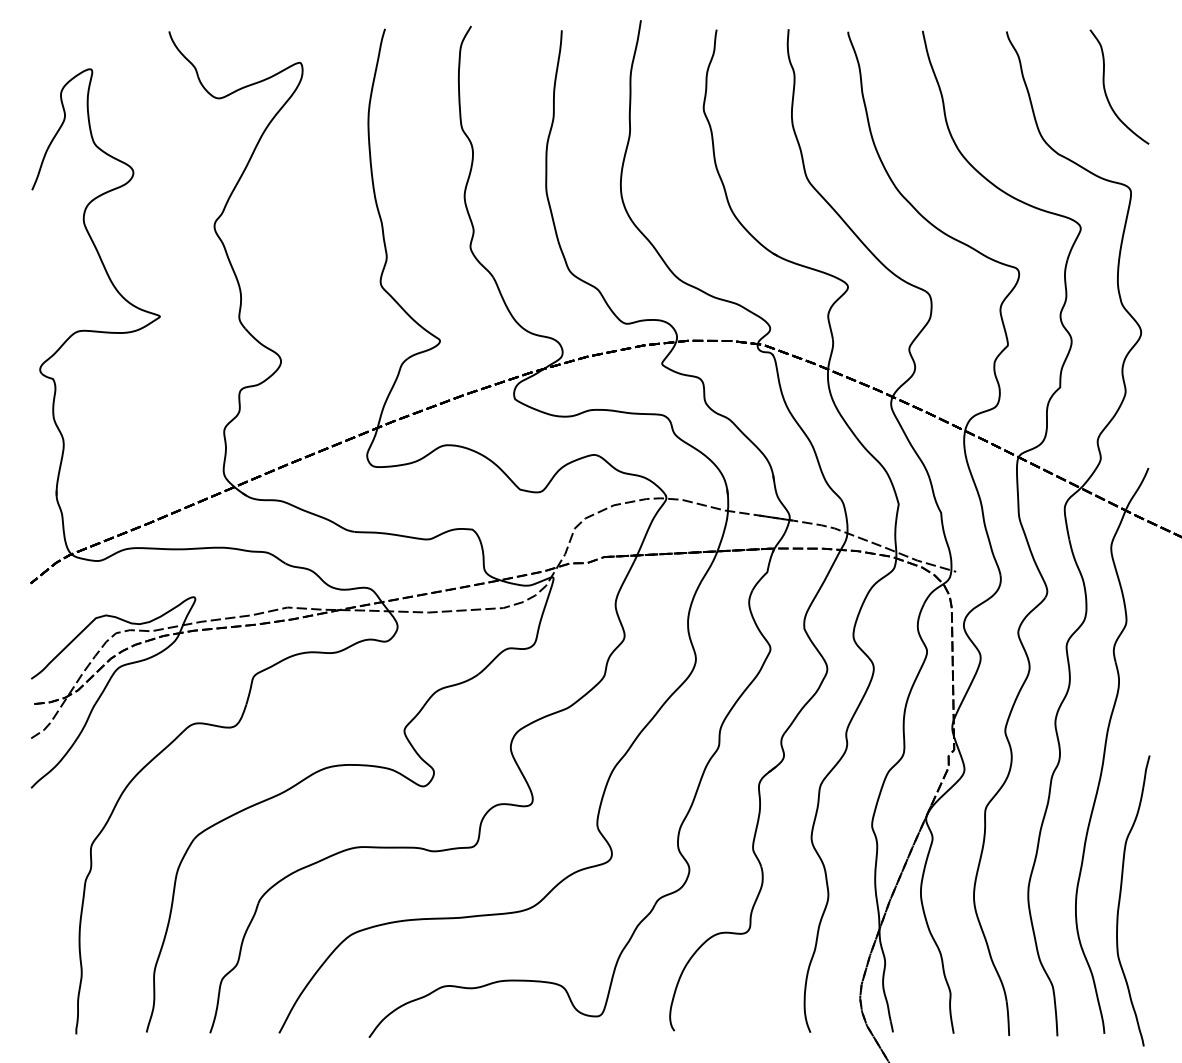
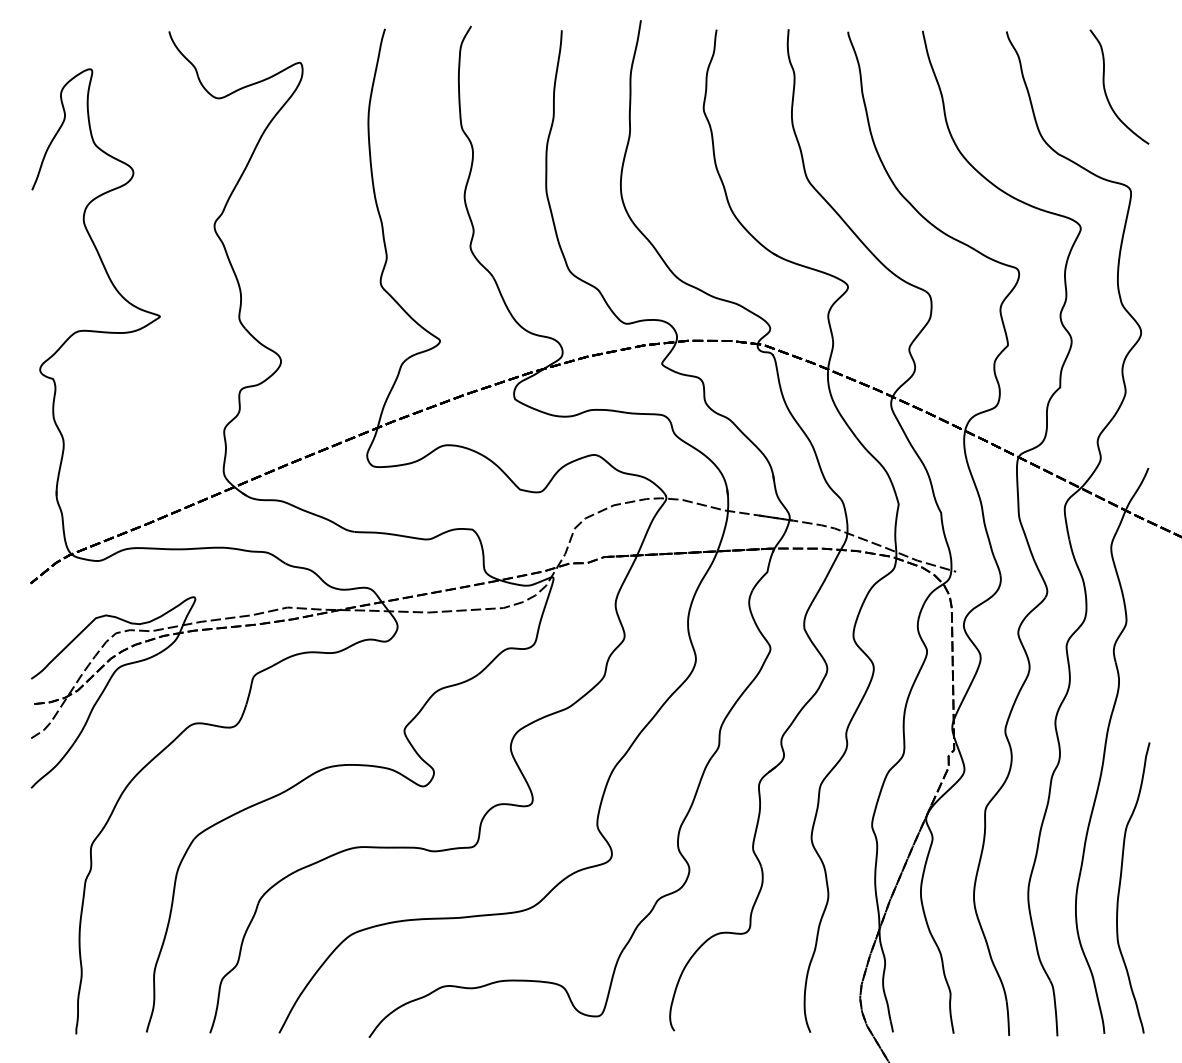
curve position: (1120, 900) -> (1120, 887) (1120, 887)
